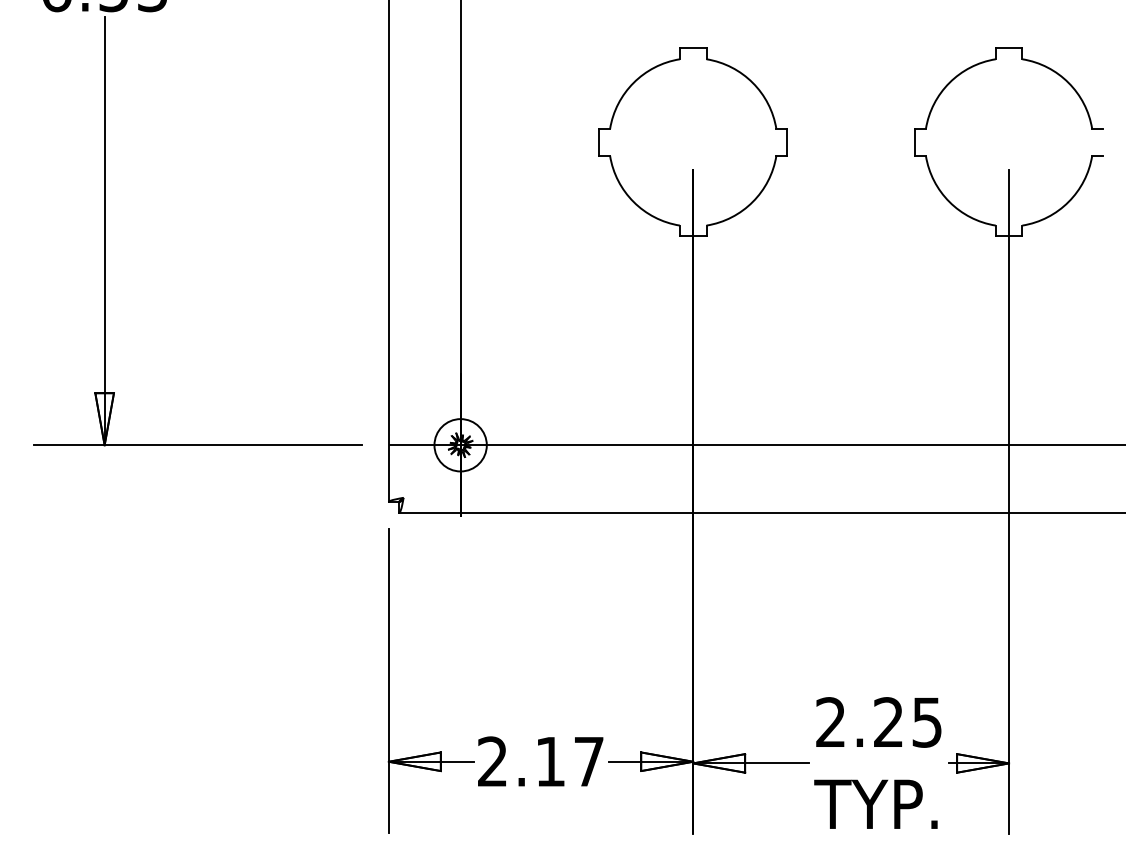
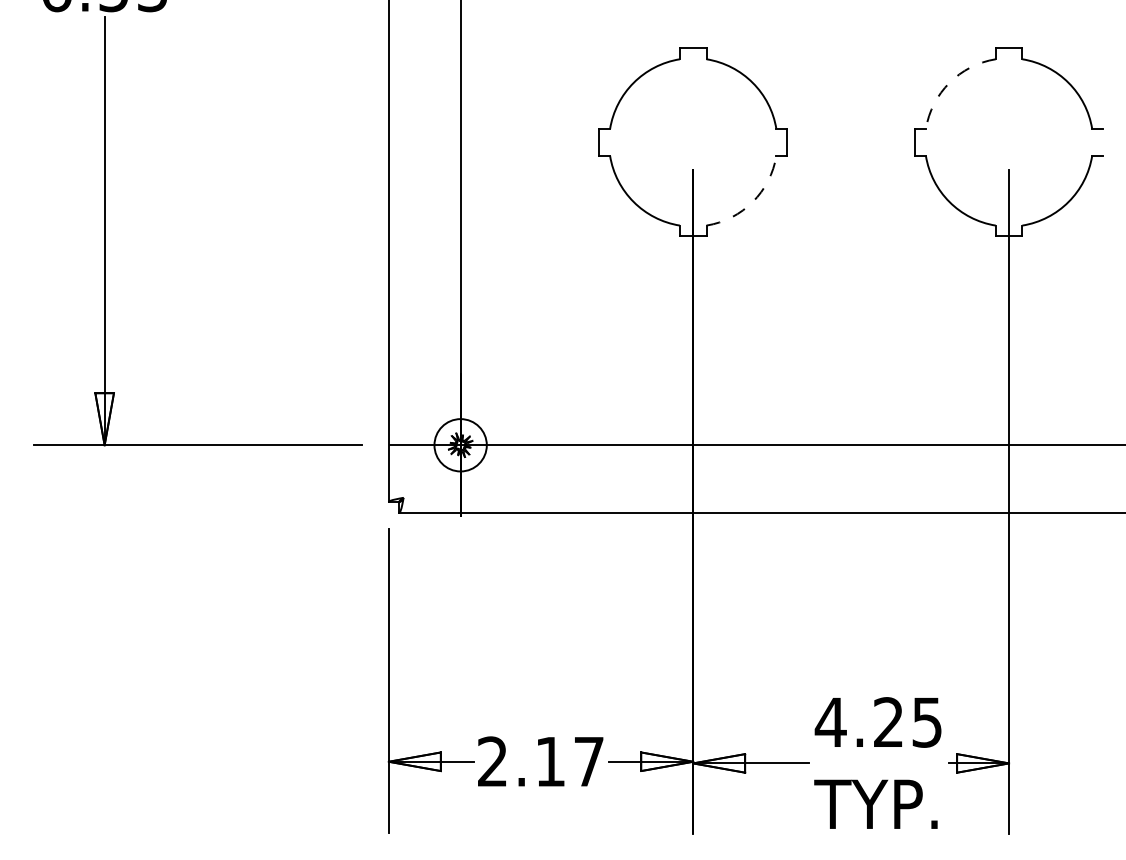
arc: solid -> dashed (949, 82)
arc: solid -> dashed (752, 201)
text: 2.25 -> 4.25 (830, 721)
